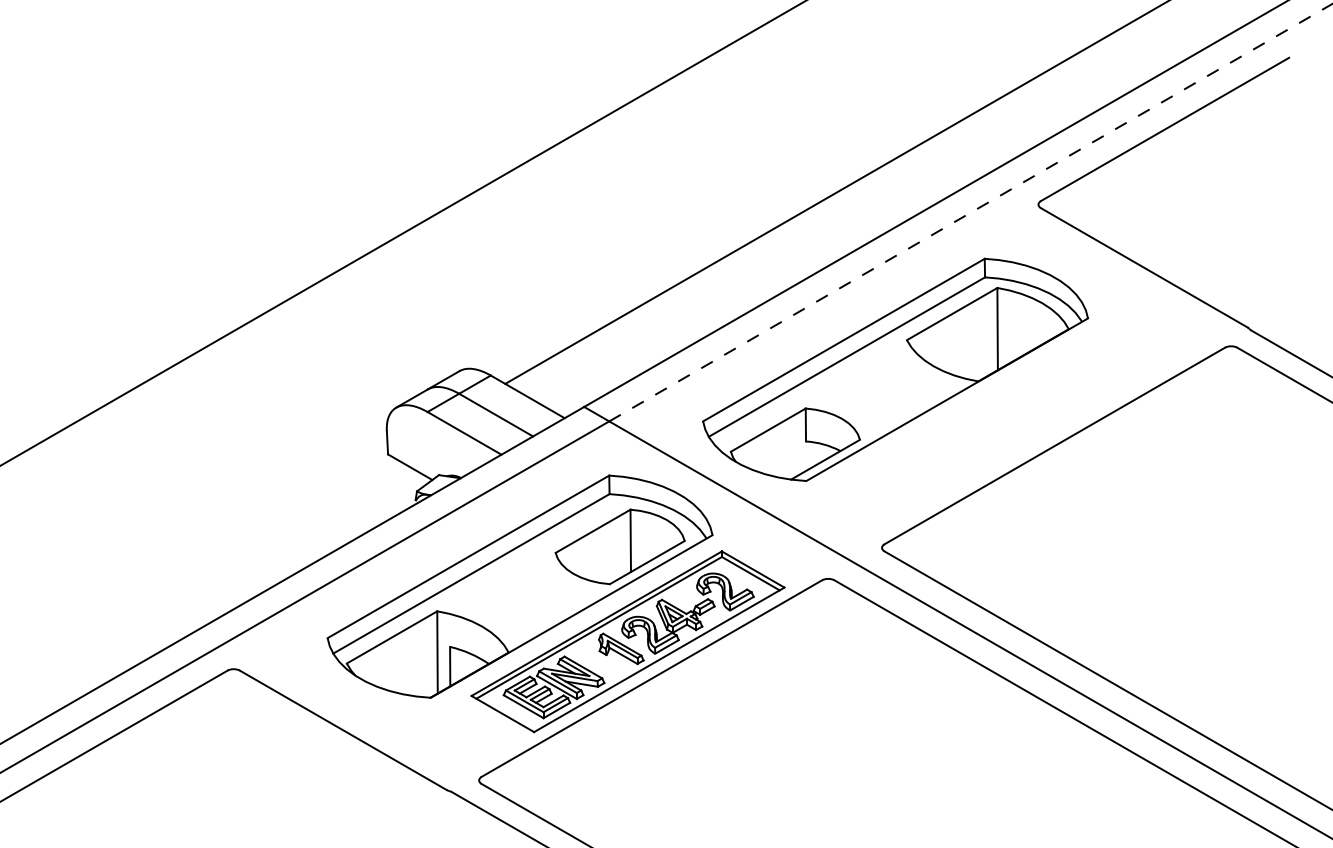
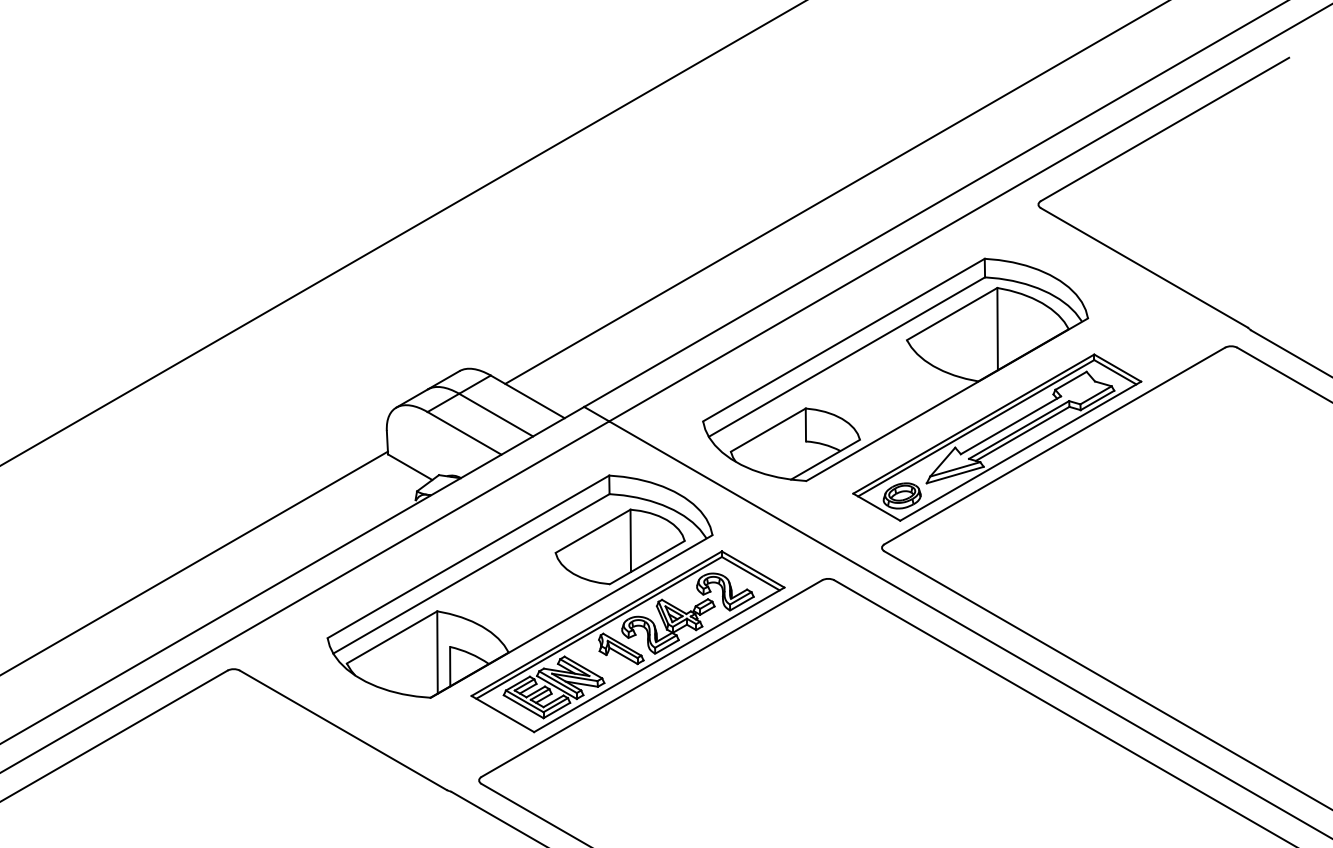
line: dashed -> solid (971, 212)
part: none -> present (997, 437)
line: none -> present (194, 562)
